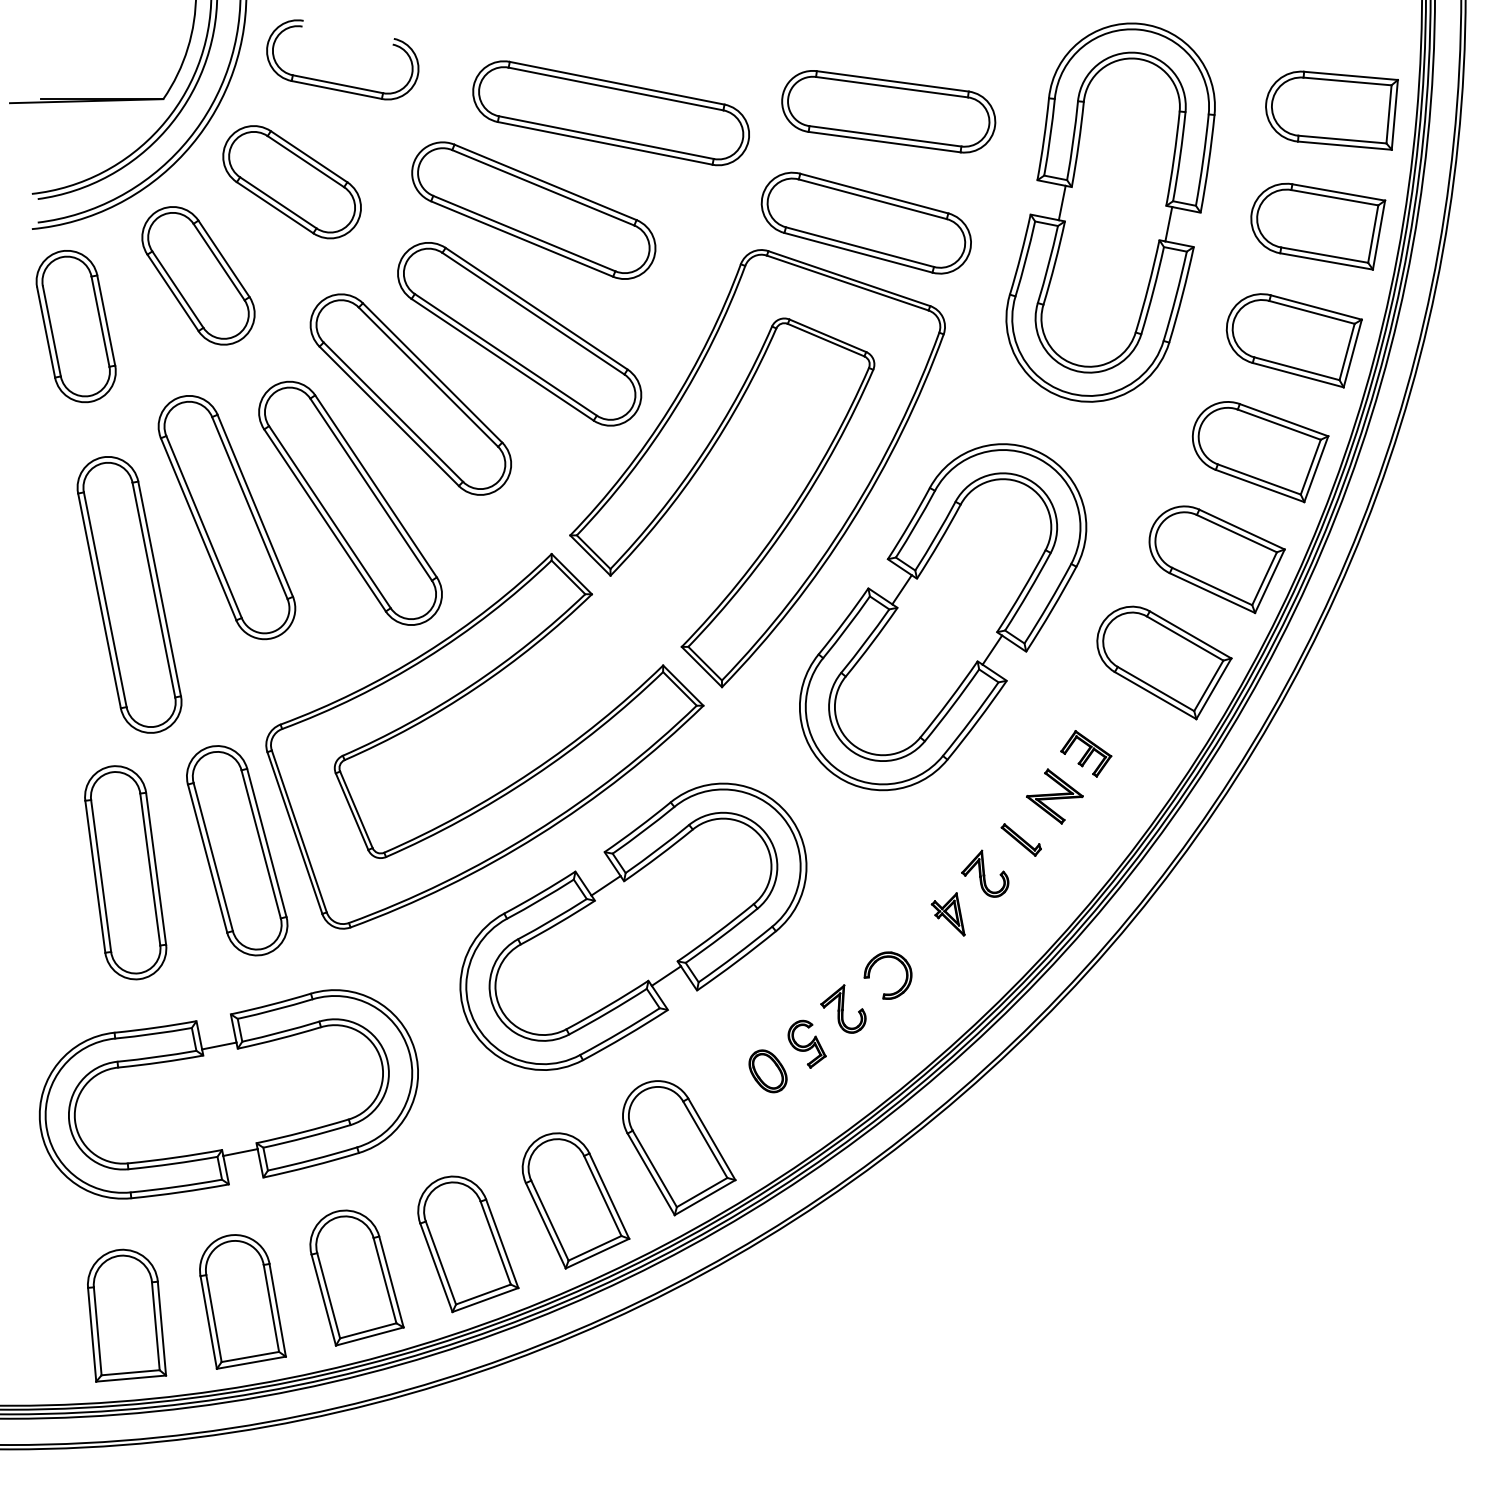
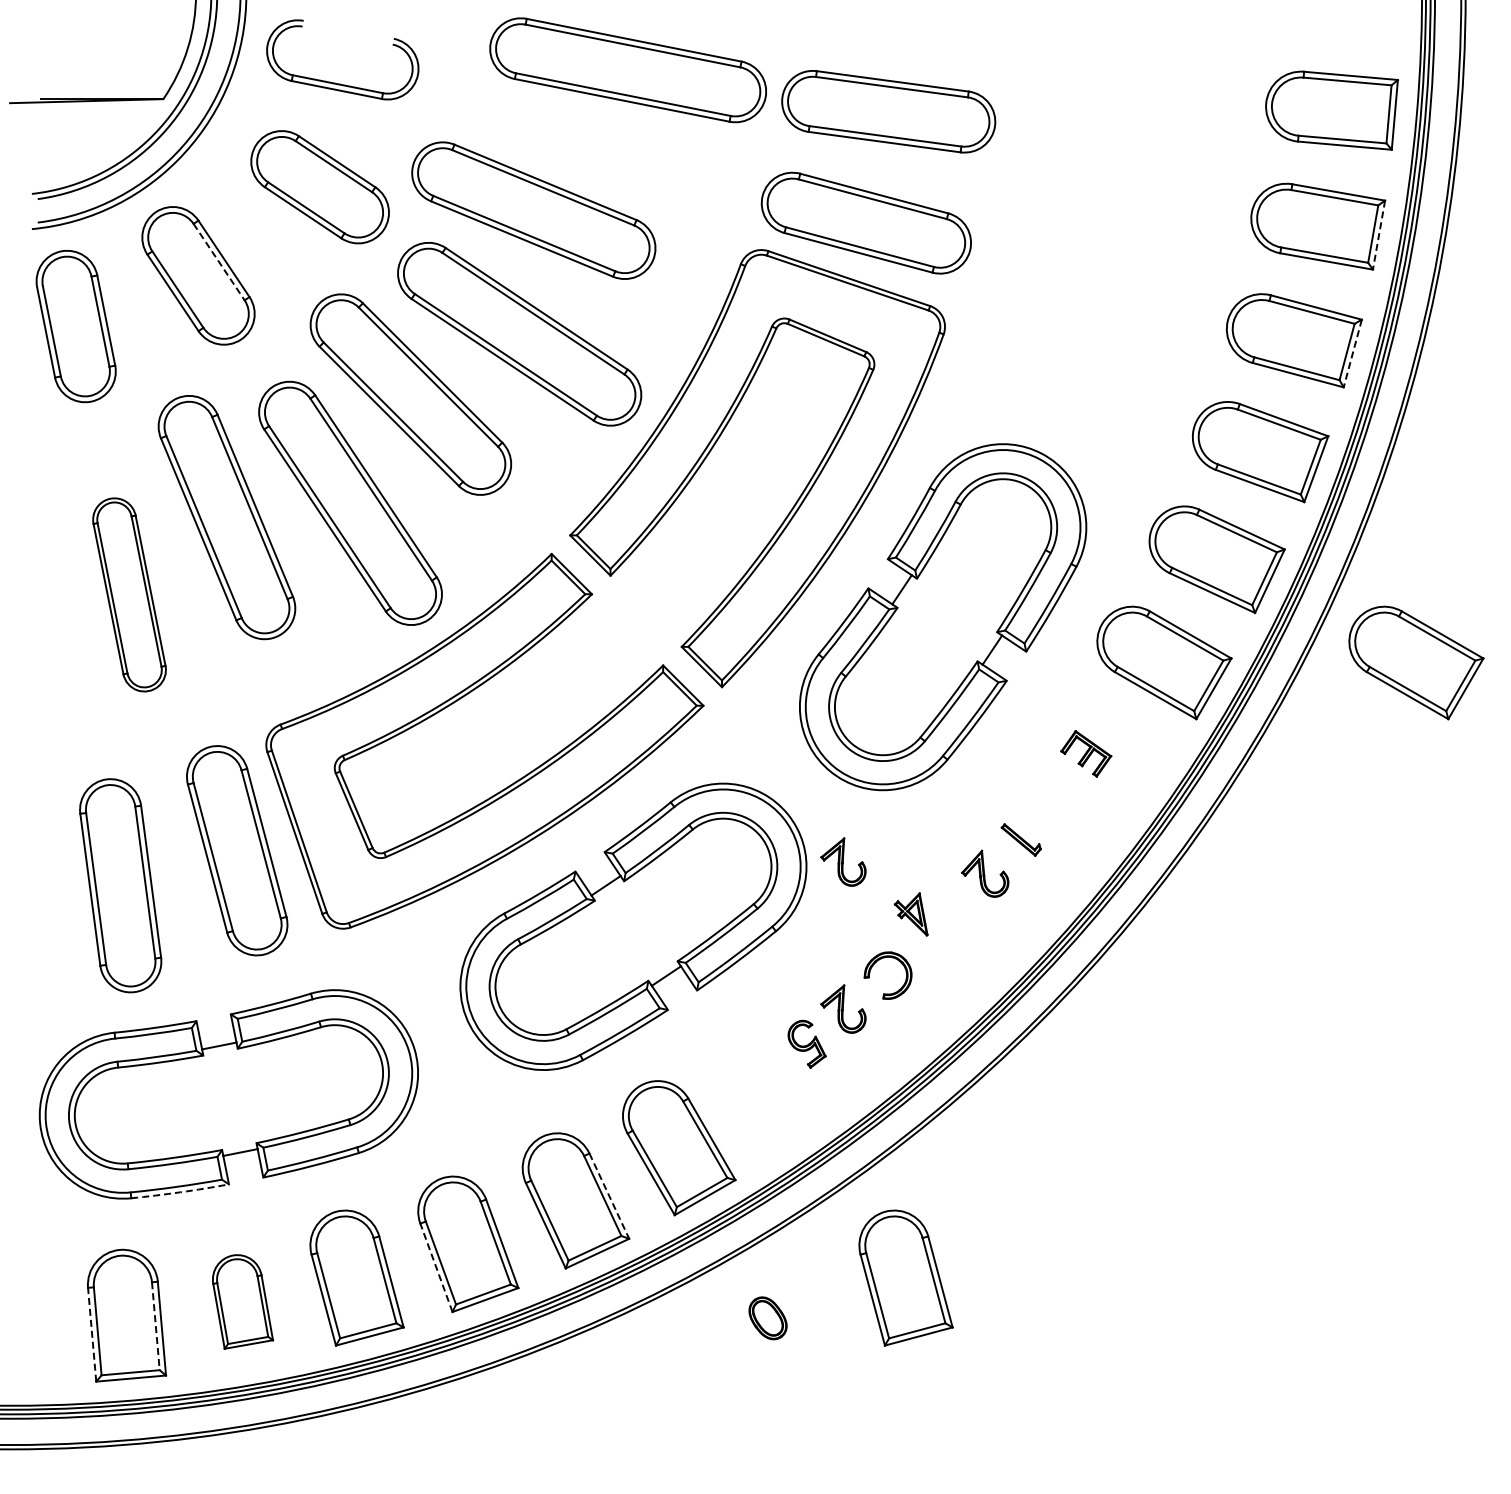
part position: (610, 113) -> (627, 70) (627, 70)
part position: (291, 182) -> (319, 187) (319, 187)
part: present -> none (1110, 212)
line: solid -> dashed (1378, 235)
line: solid -> dashed (219, 262)
line: solid -> dashed (1352, 354)
part size: 107x278 px -> 75x196 px (129, 594)
part: none -> present (1416, 662)
part: present -> none (1054, 796)
part: none -> present (843, 861)
part position: (125, 872) -> (120, 885) (120, 885)
part position: (947, 914) -> (910, 914) (910, 914)
part position: (767, 1071) -> (767, 1318) (767, 1318)
arc: solid -> dashed (180, 1192)
line: solid -> dashed (609, 1196)
line: solid -> dashed (436, 1267)
part: none -> present (905, 1277)
part size: 88x136 px -> 63x96 px (243, 1301)
line: solid -> dashed (155, 1326)
line: solid -> dashed (92, 1334)
